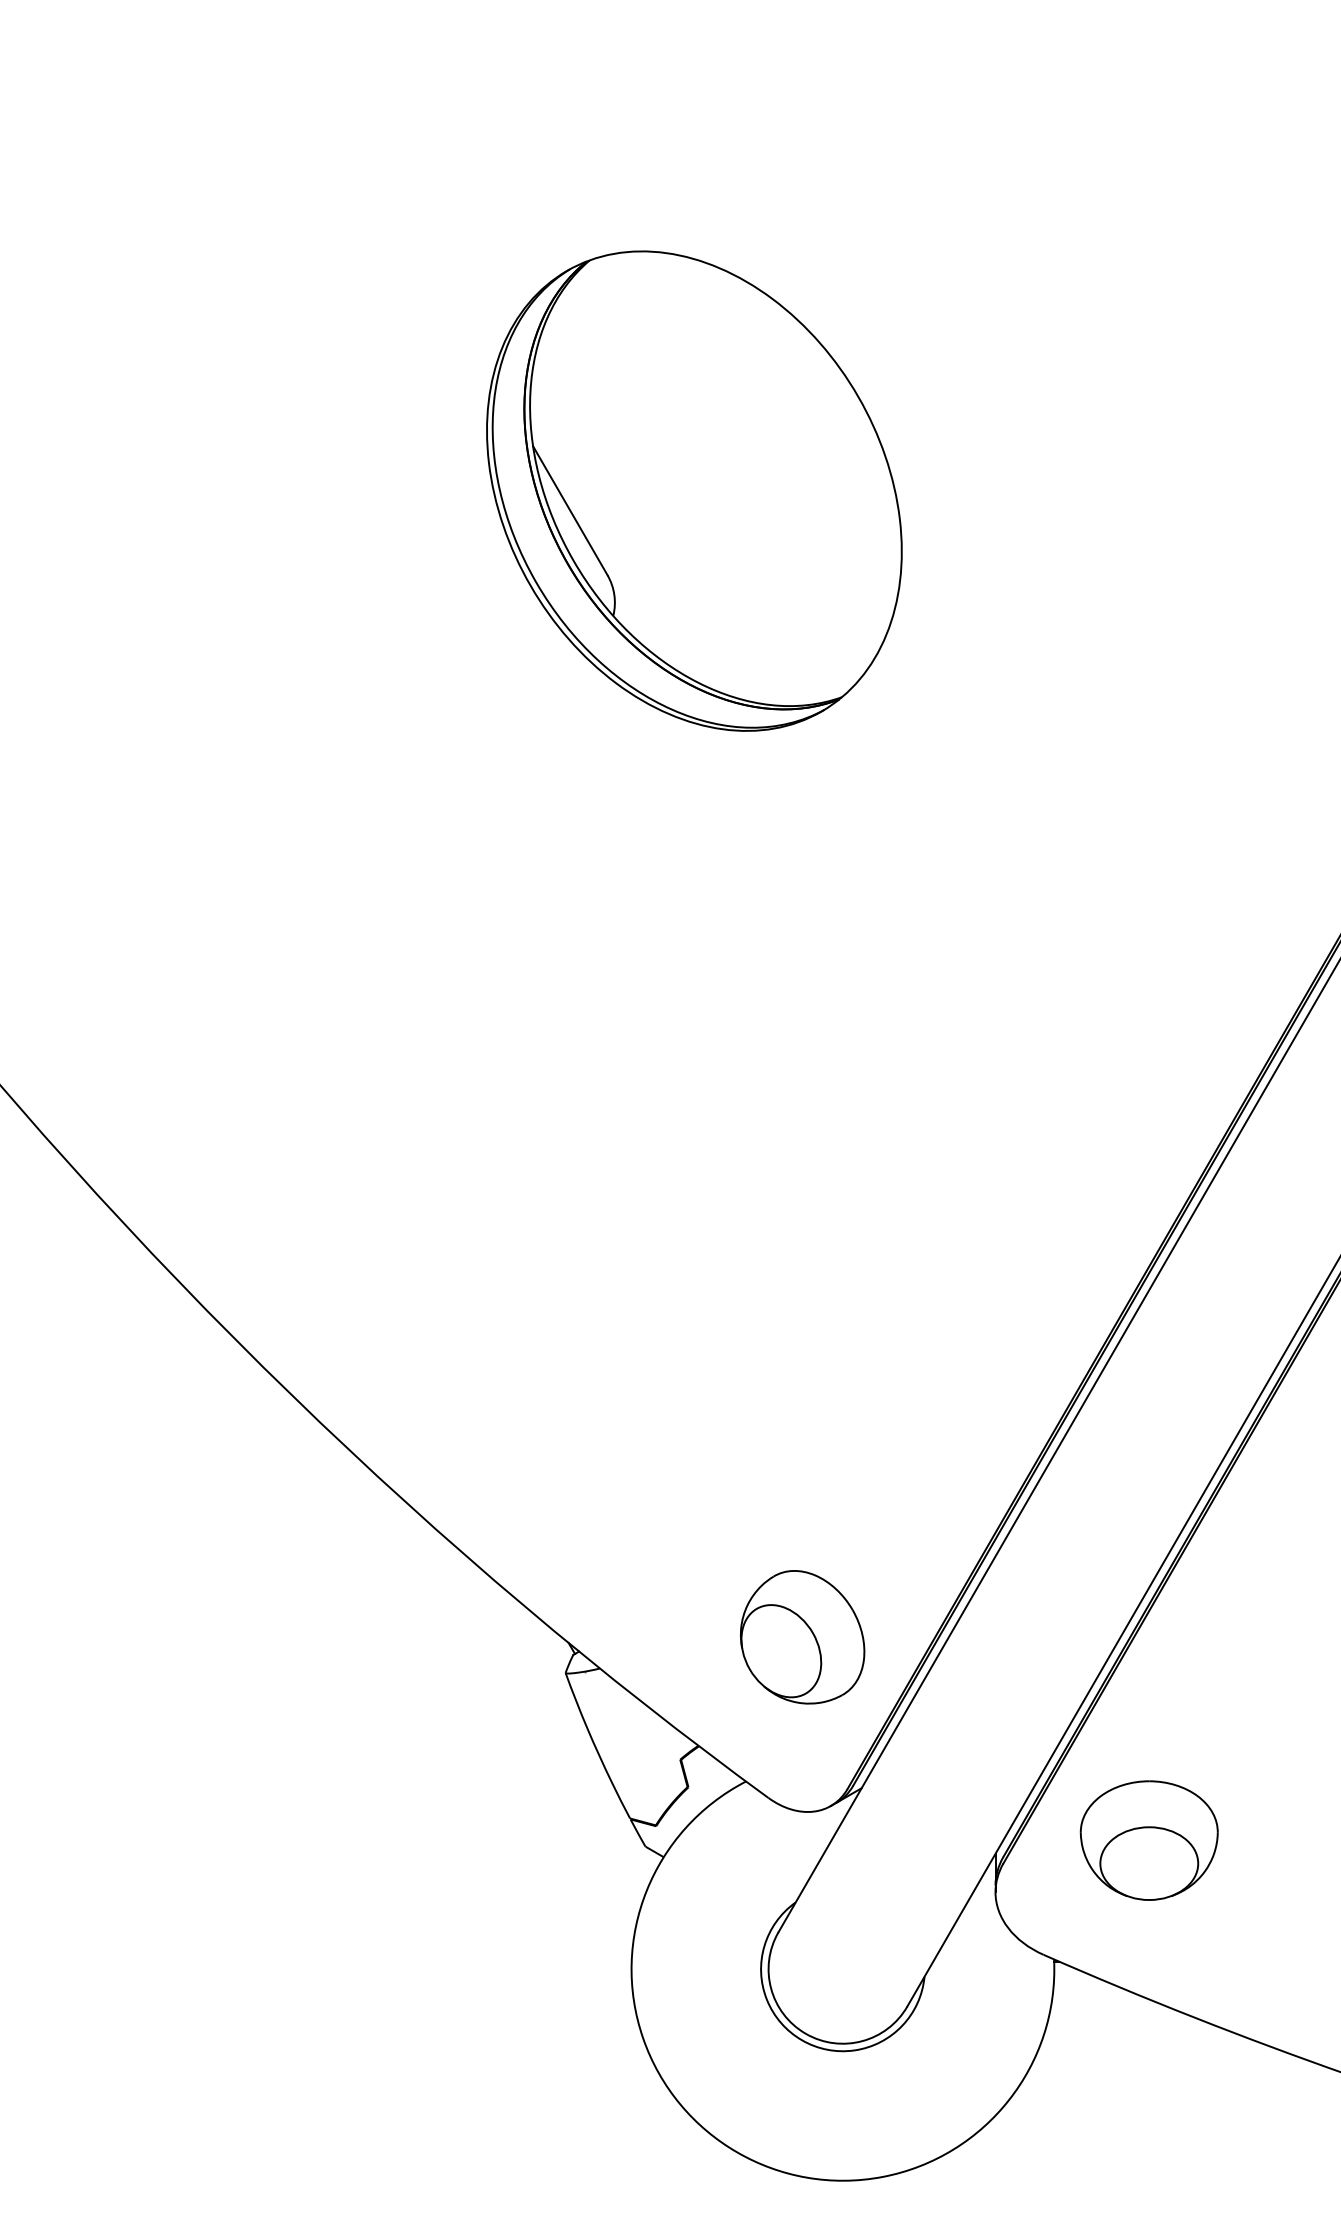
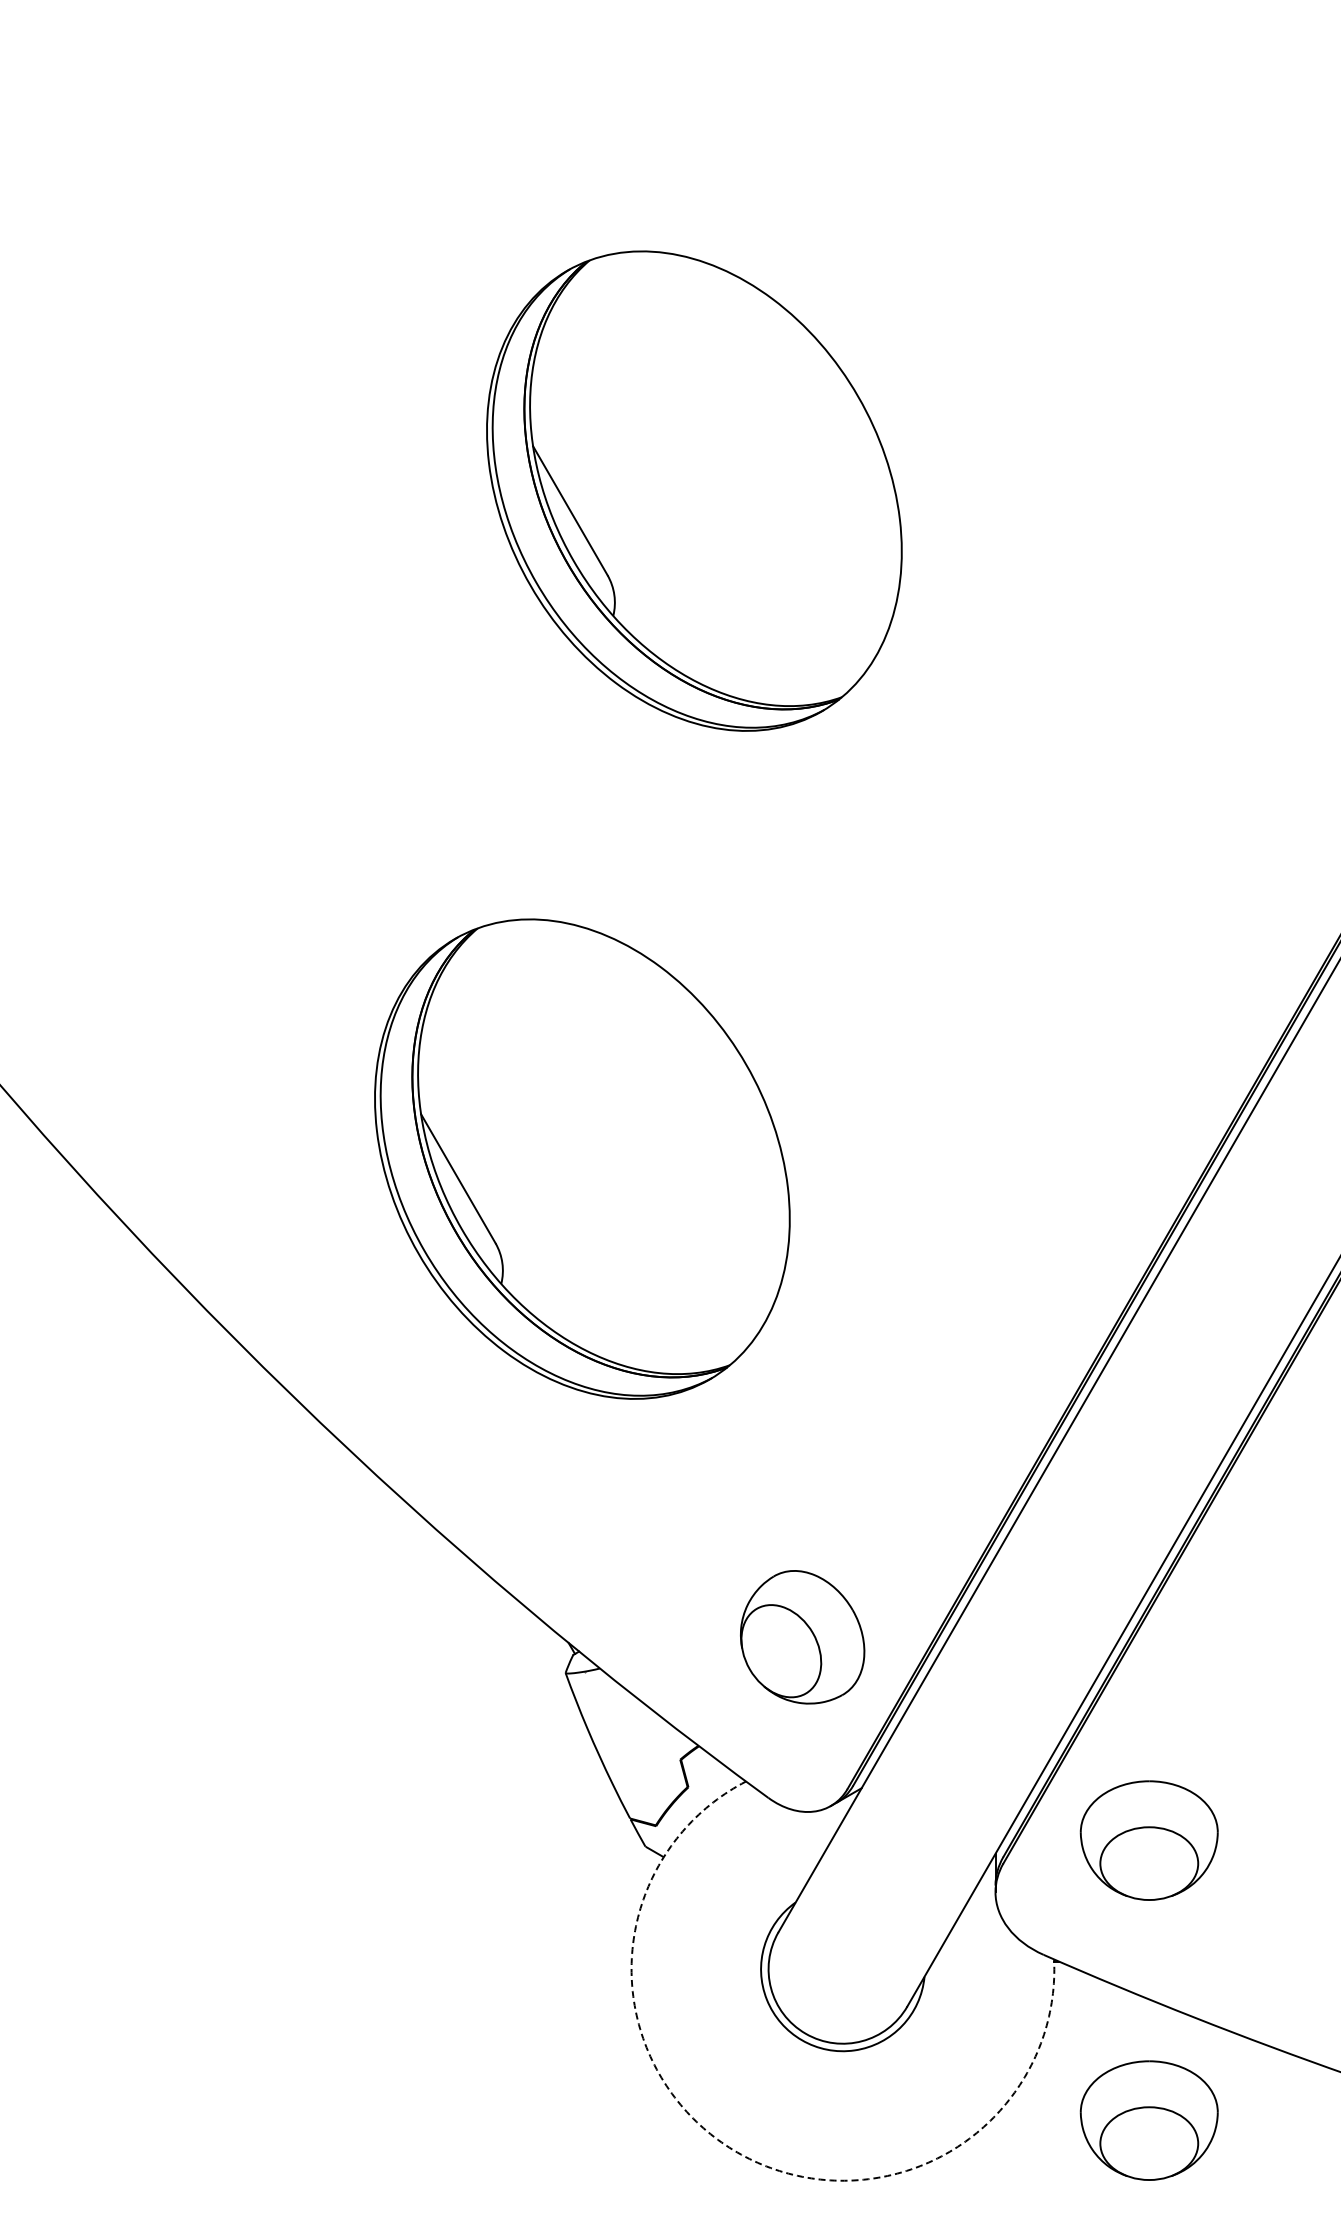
part: none -> present (582, 1158)
part: none -> present (1148, 2120)
arc: solid -> dashed (737, 2152)
